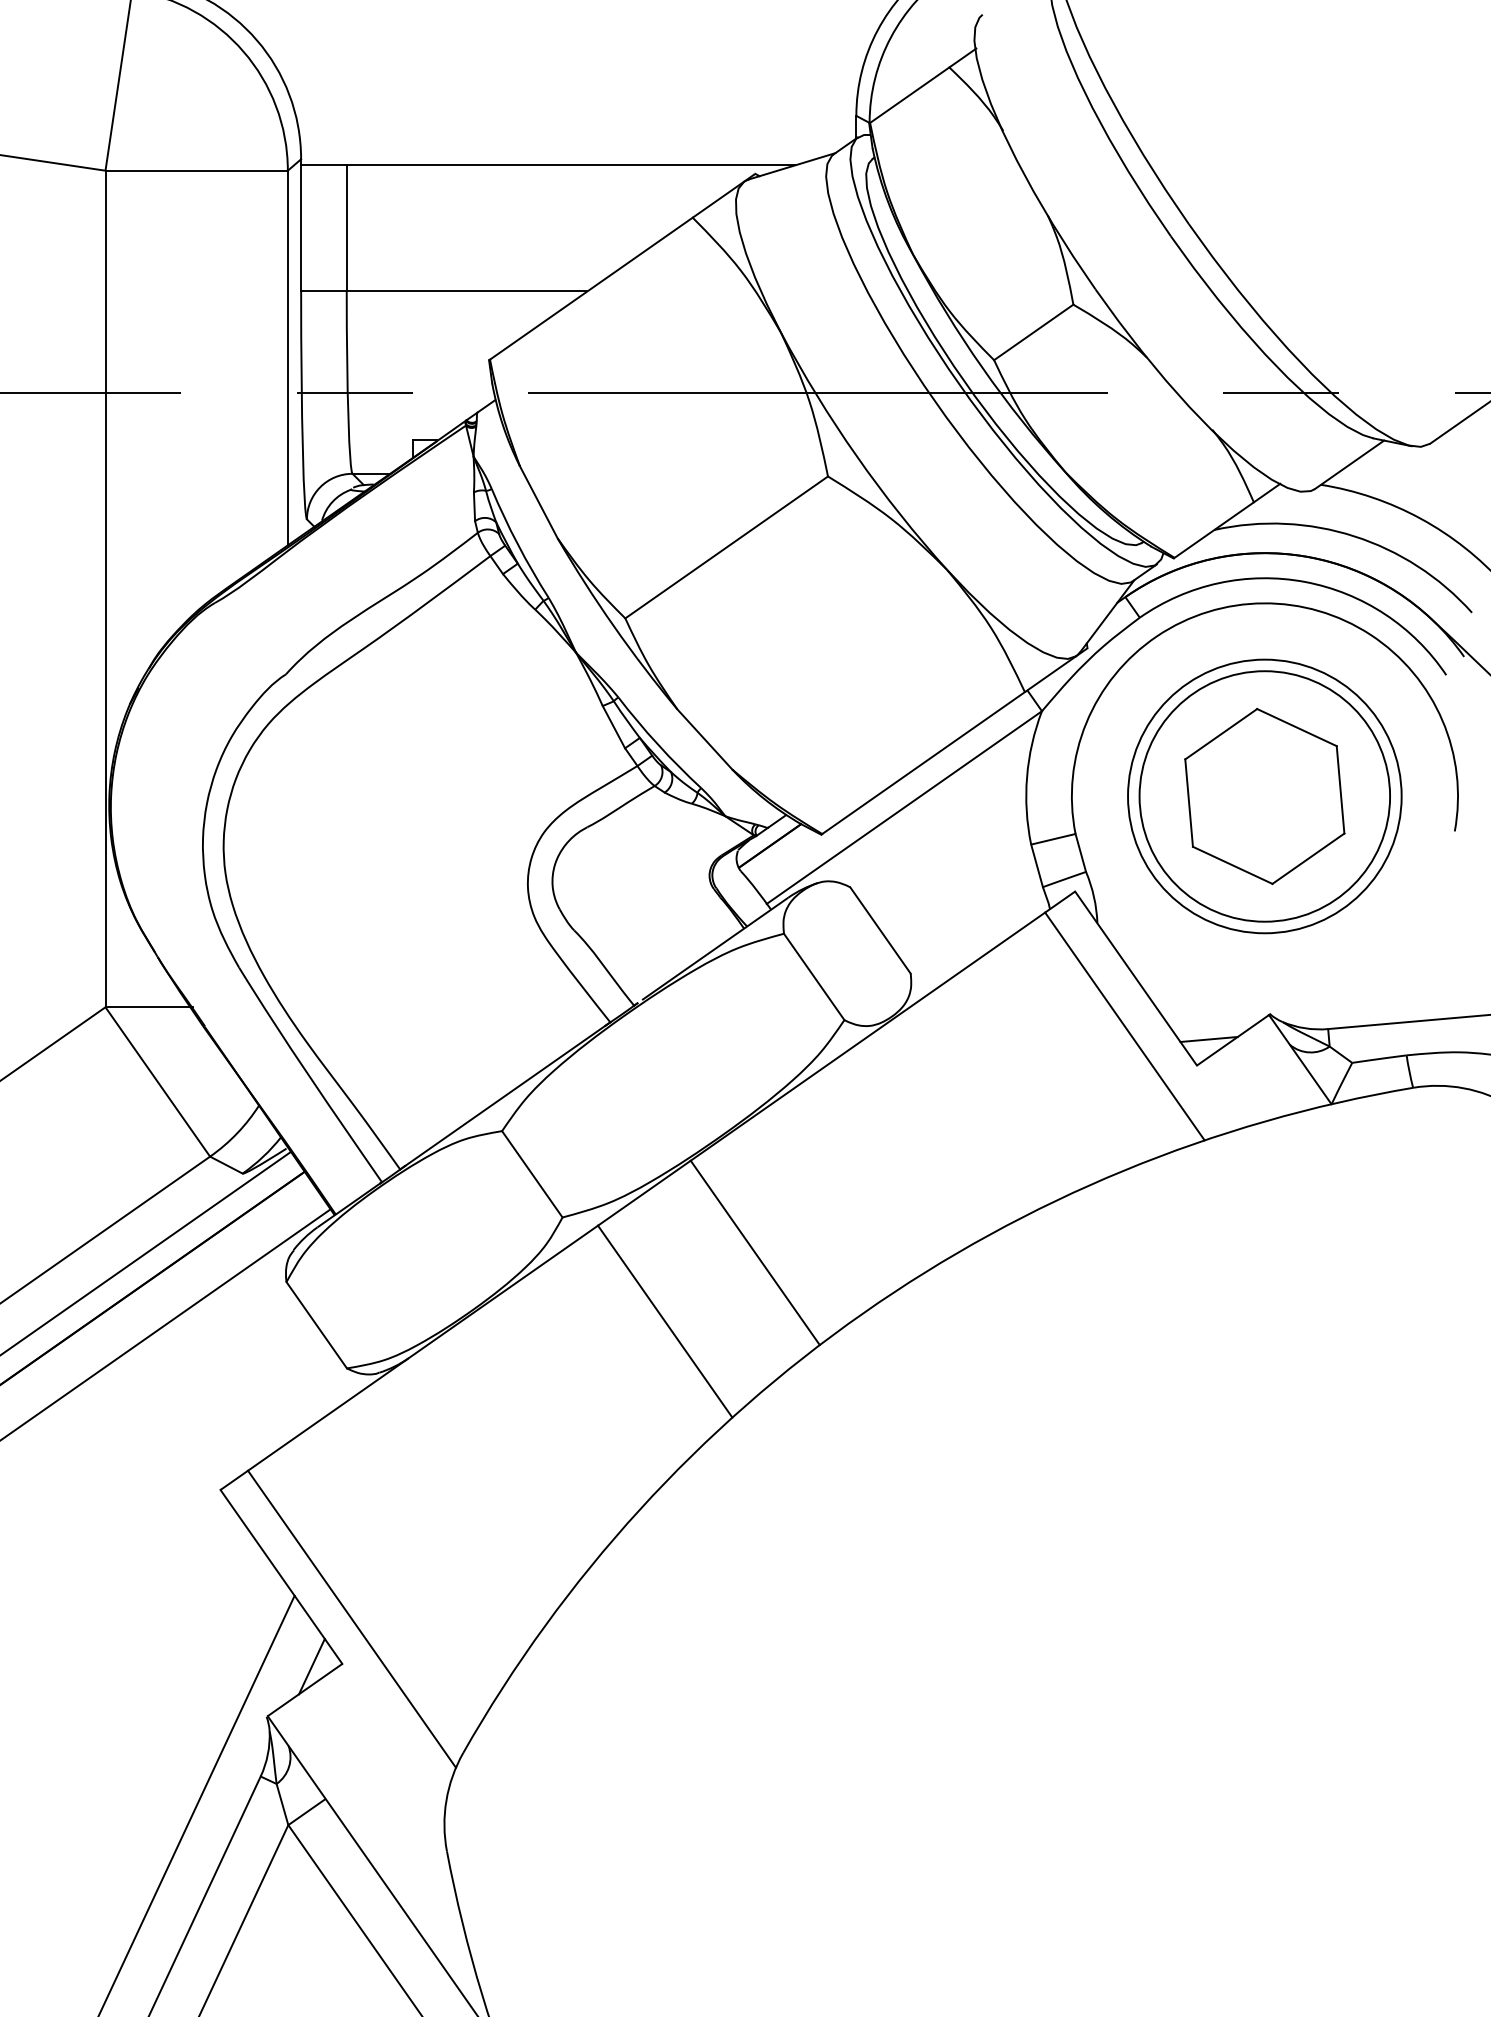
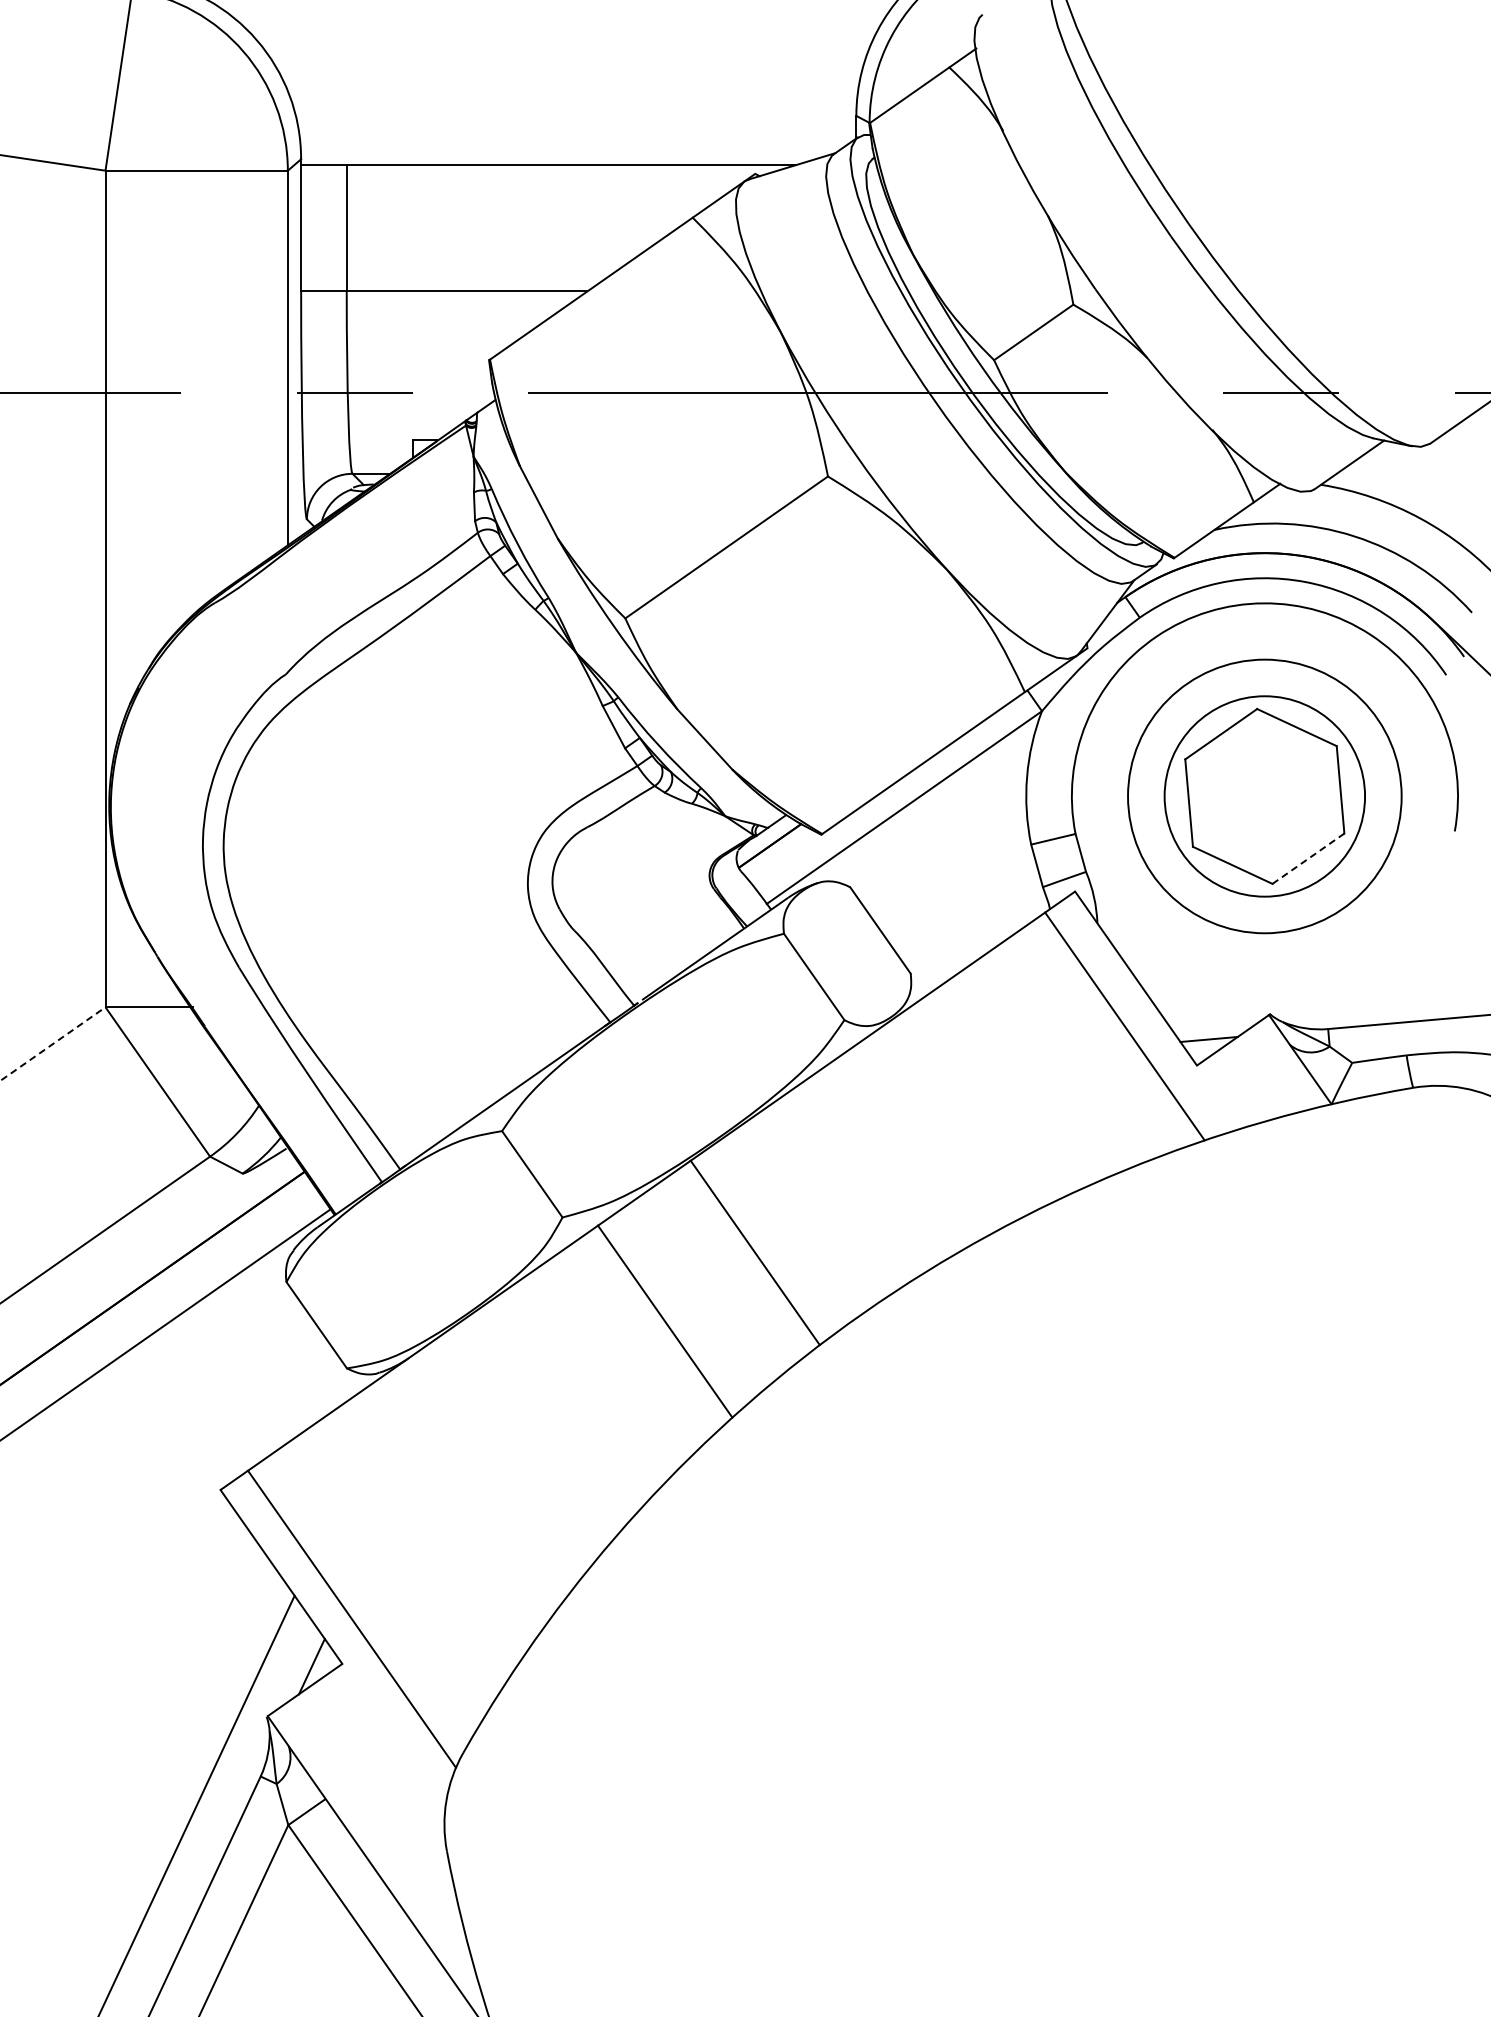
circle diameter: 251 px -> 200 px (1264, 796)
line: solid -> dashed (1308, 858)
line: solid -> dashed (53, 1043)
line: present -> none (146, 1252)
